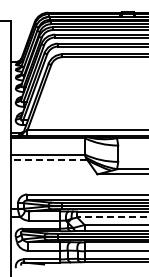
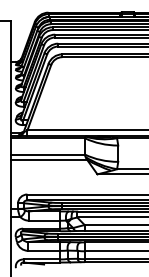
line: dashed -> solid (49, 159)
line: dashed -> solid (112, 217)
